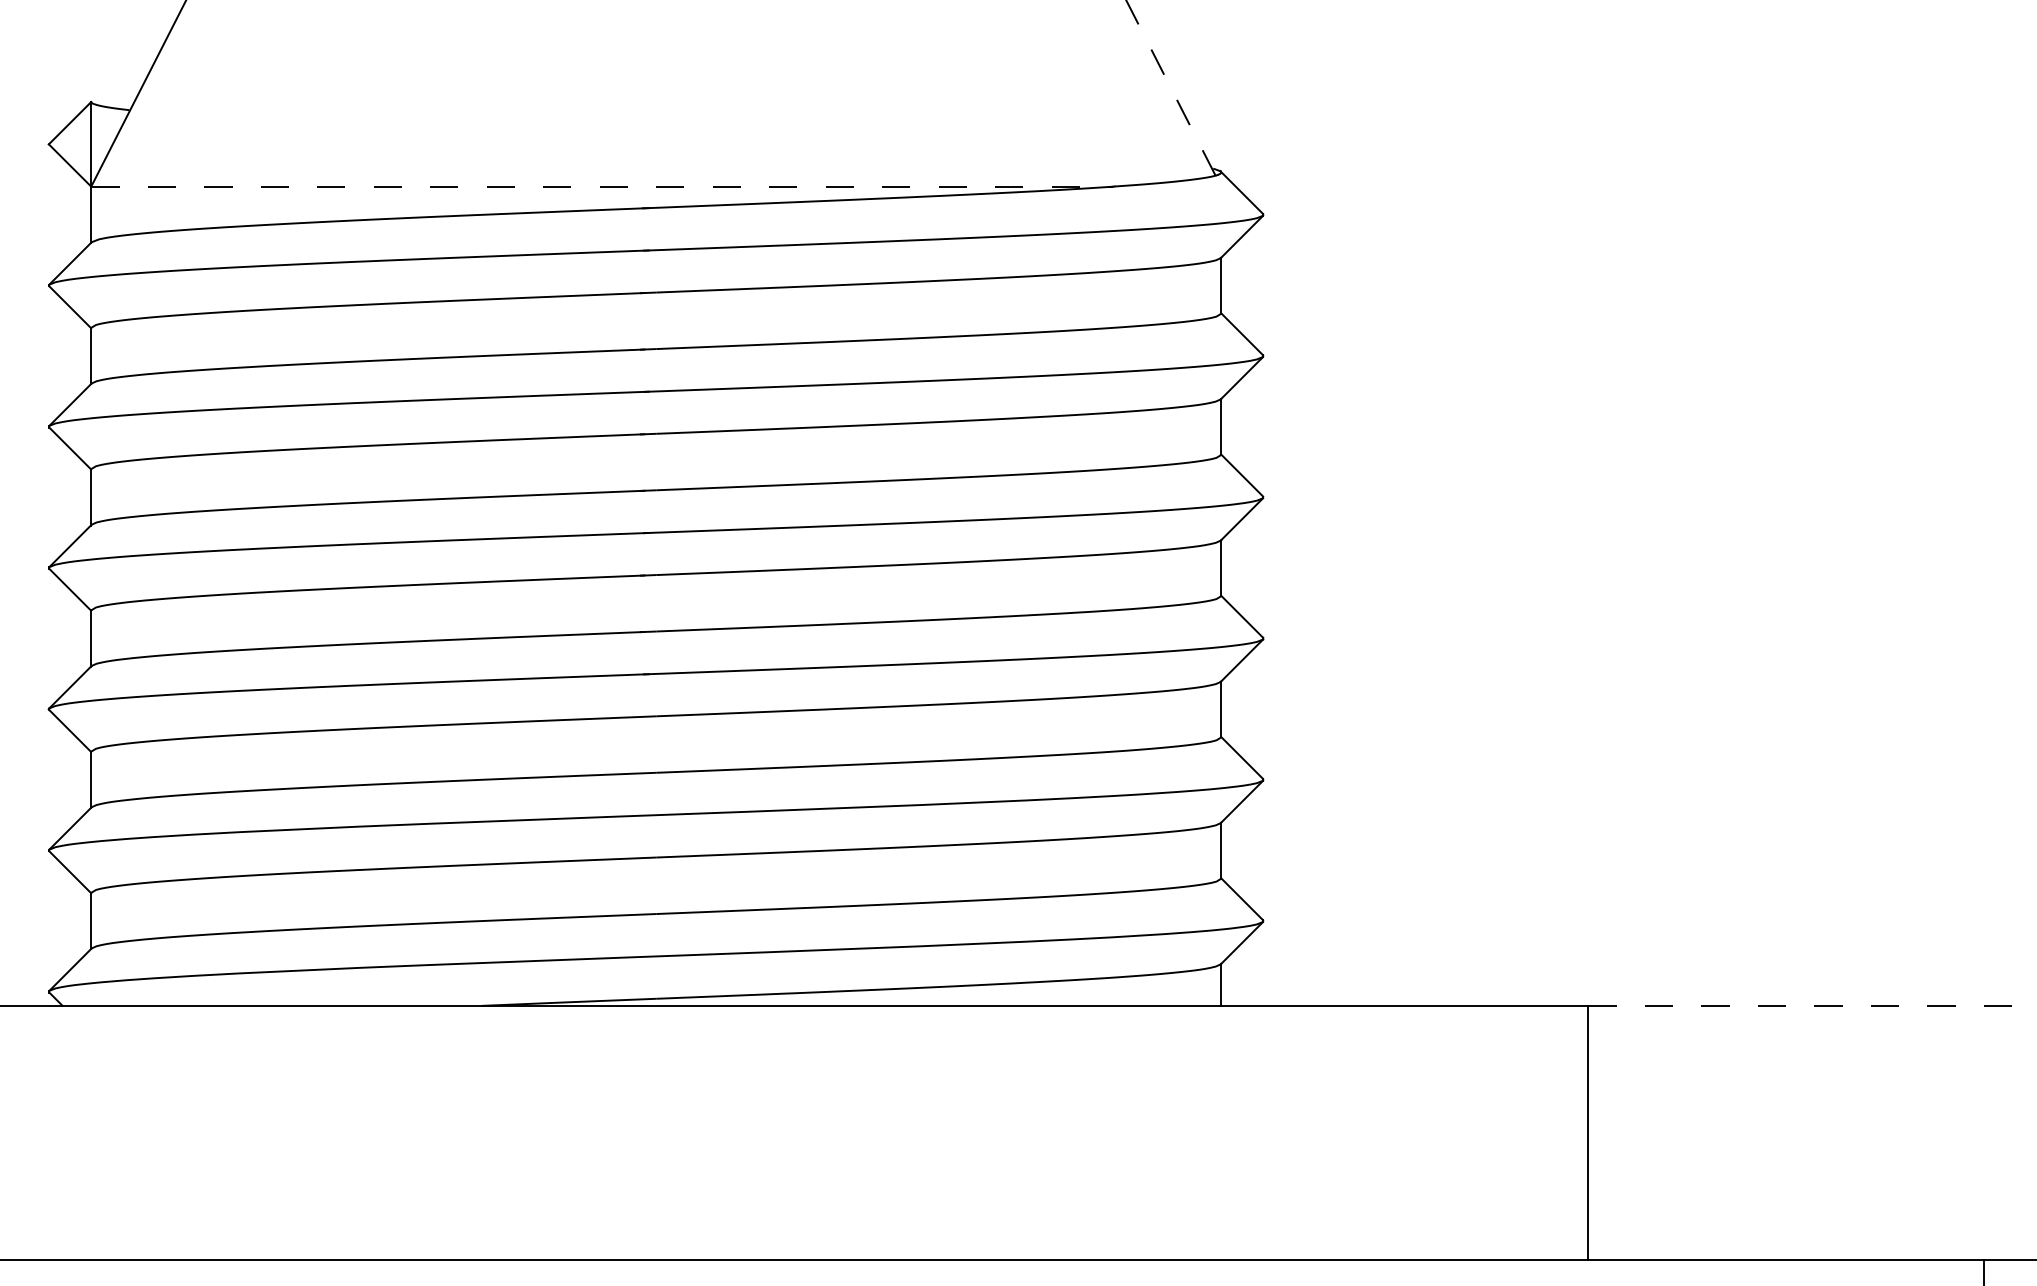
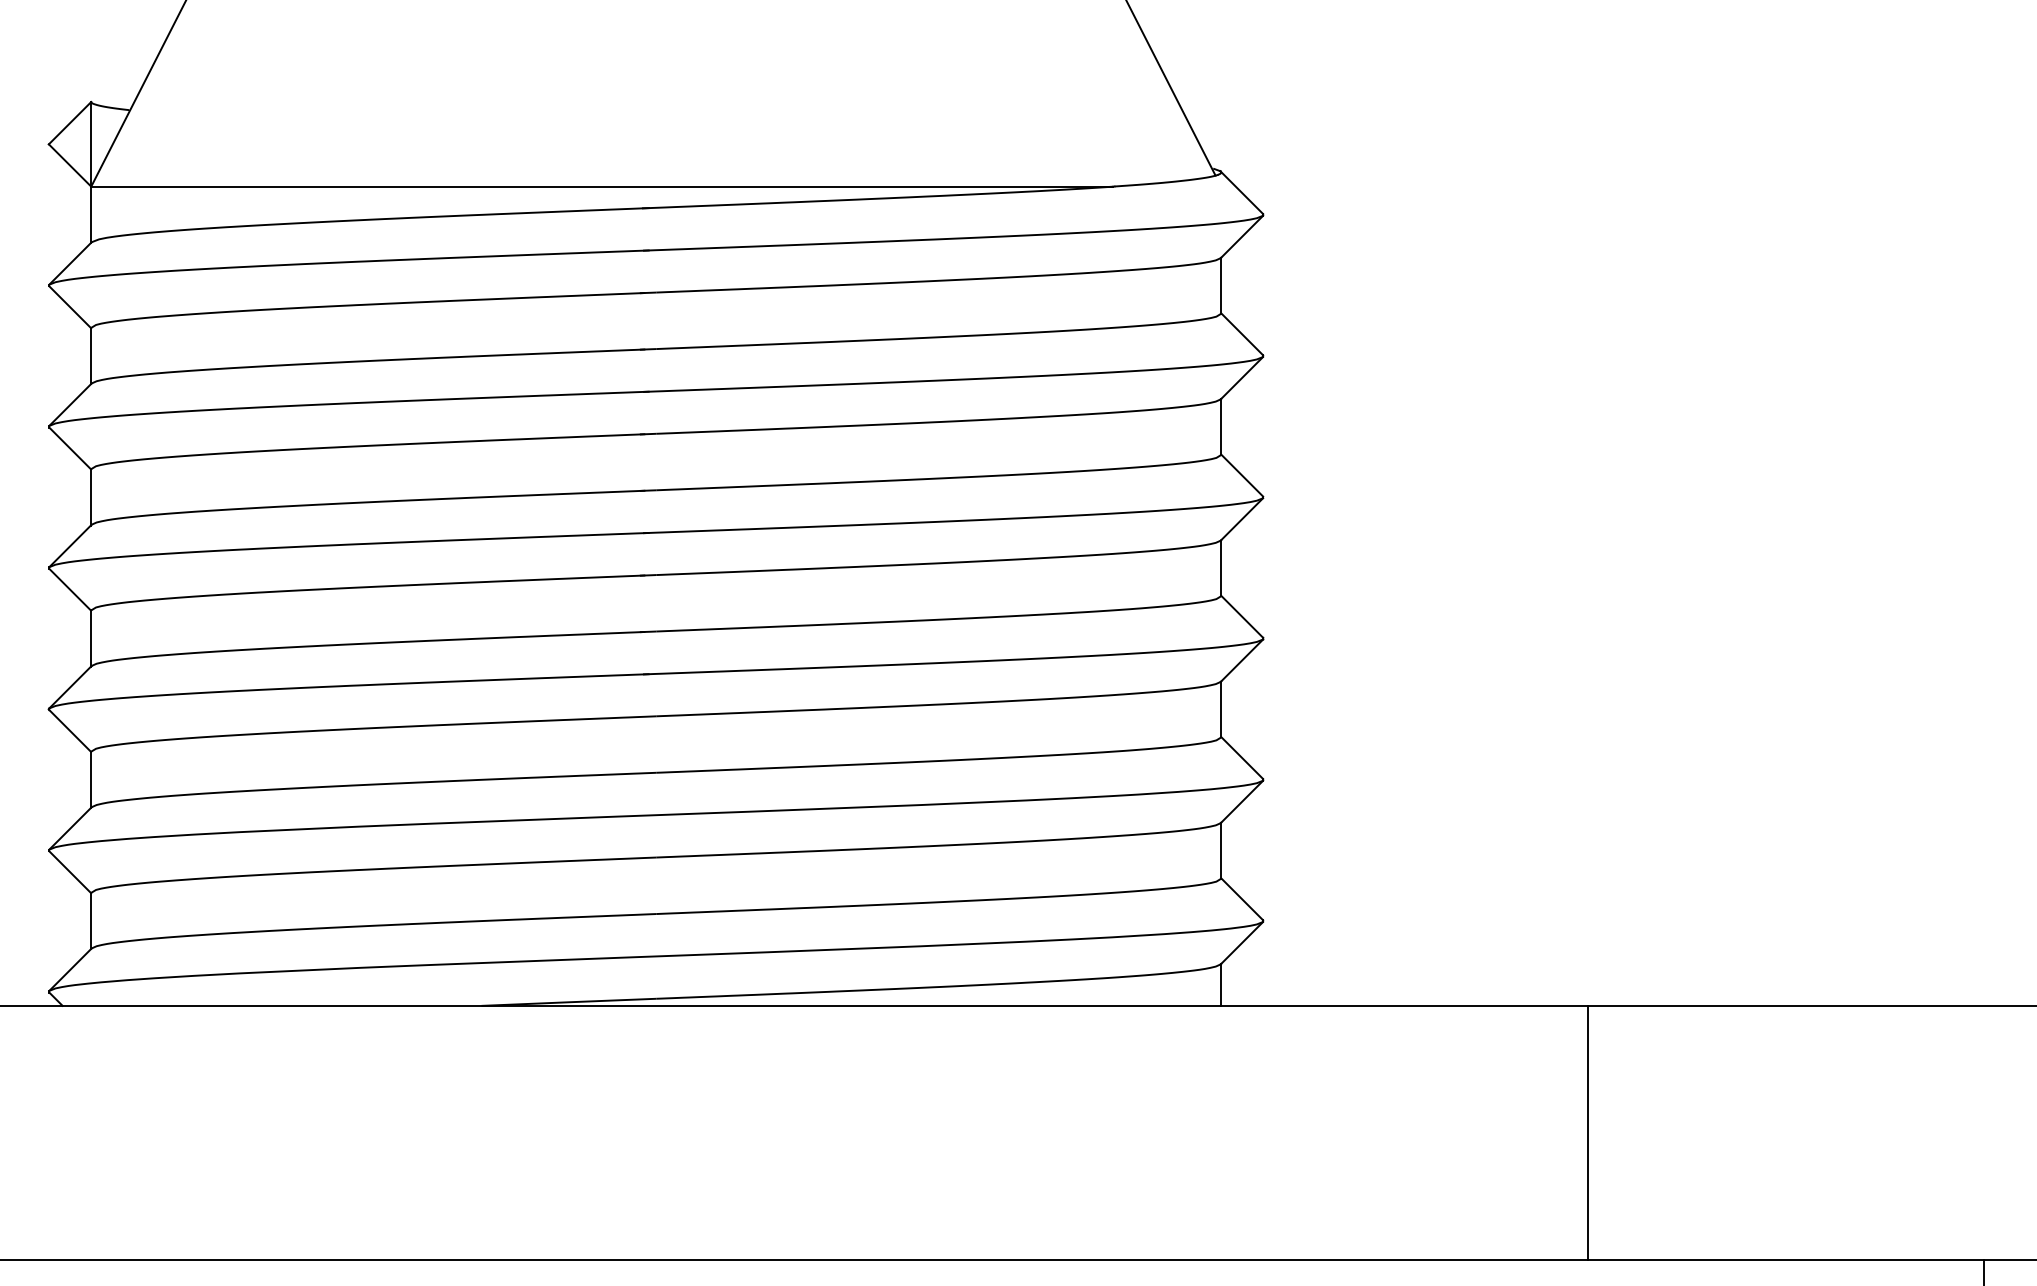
line: dashed -> solid (1170, 88)
line: dashed -> solid (602, 186)
line: dashed -> solid (1812, 1005)
